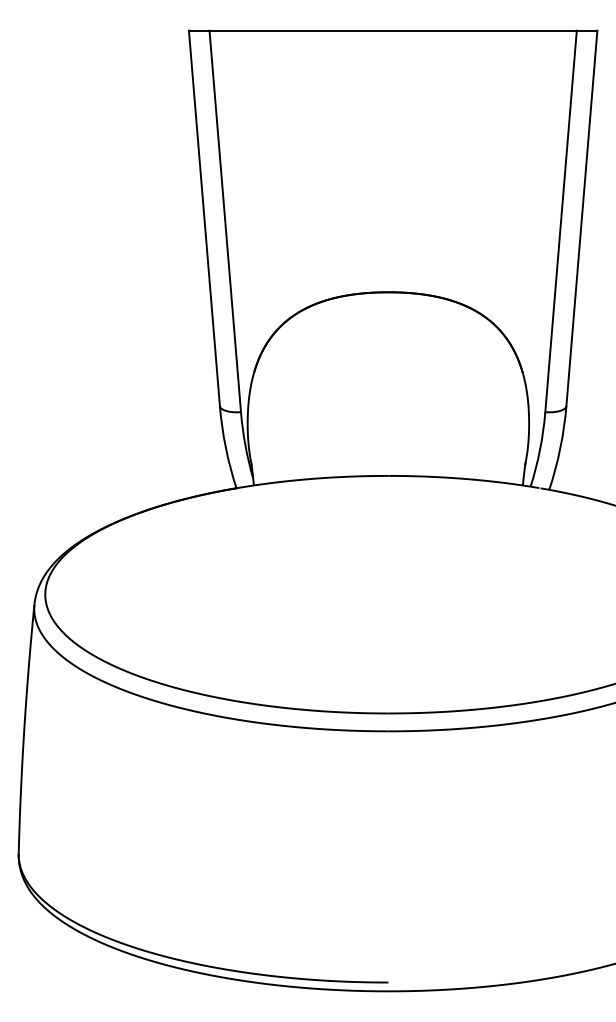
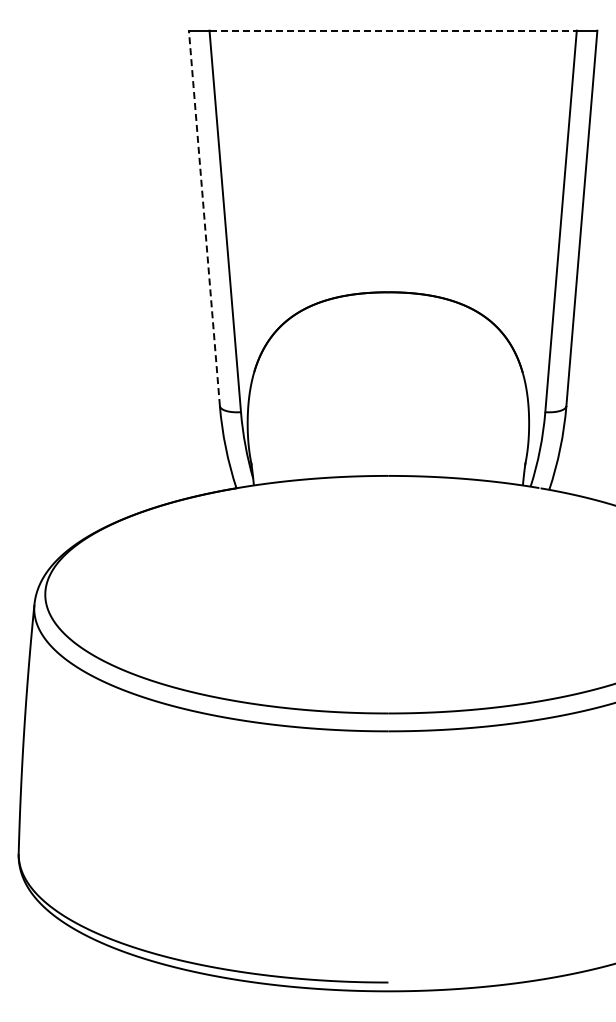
line: solid -> dashed (393, 30)
line: solid -> dashed (204, 217)
